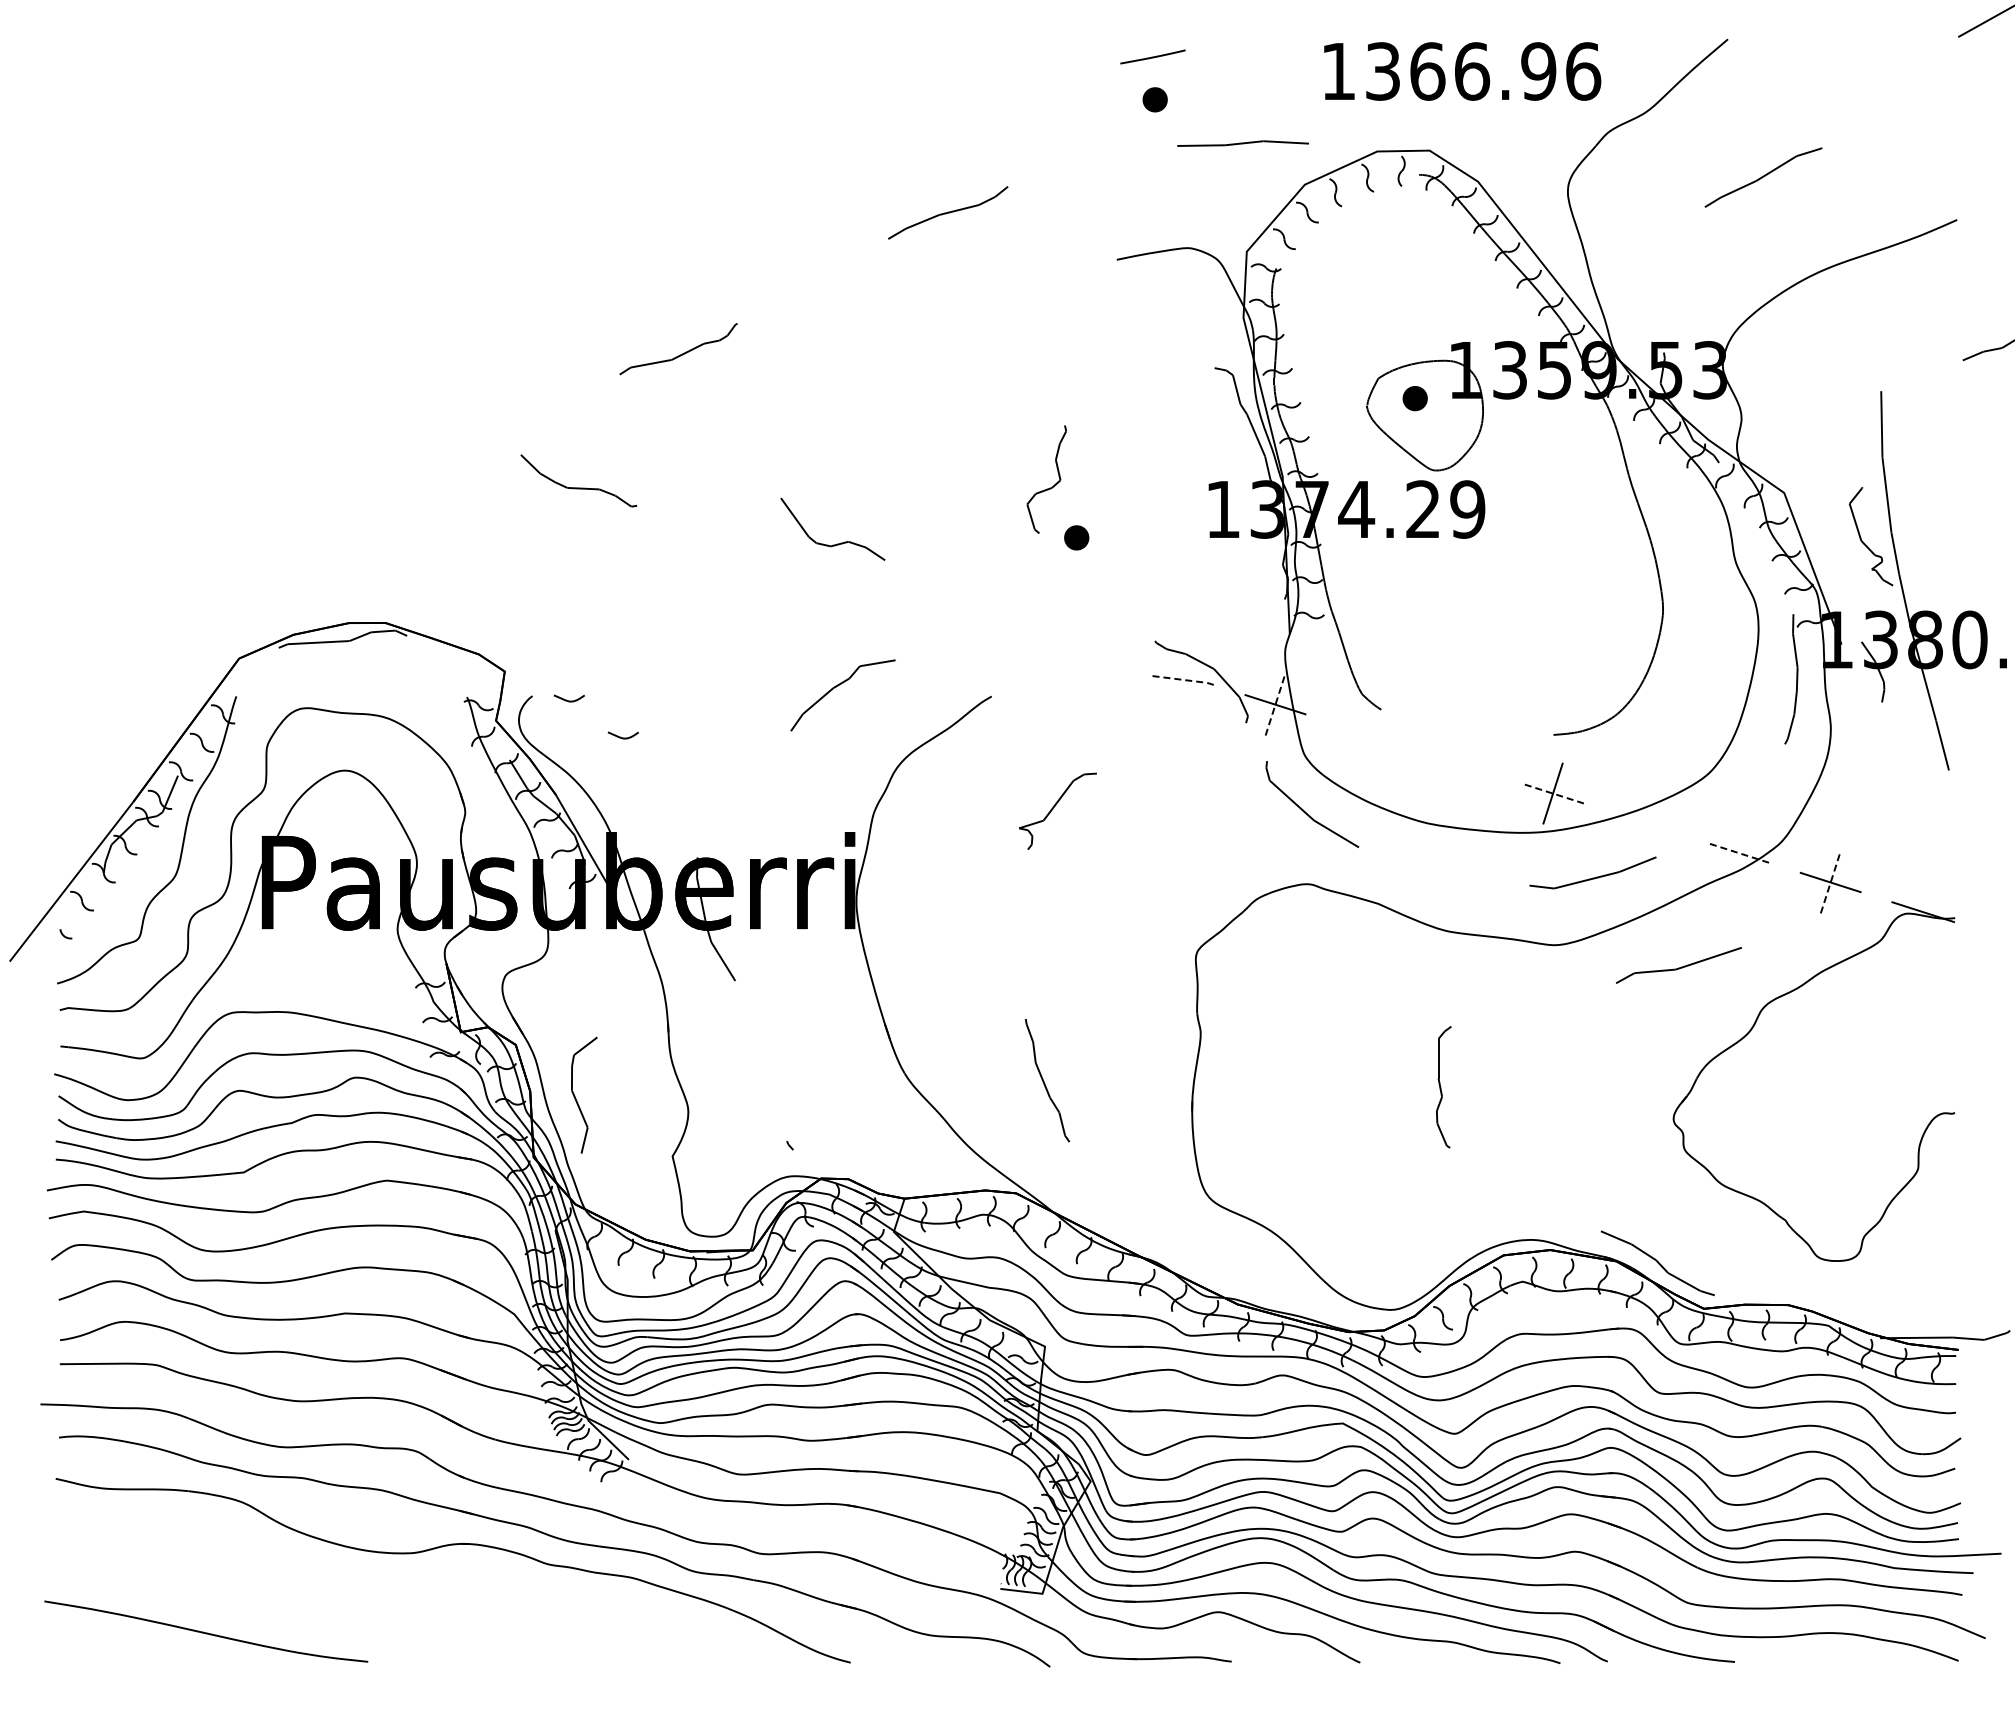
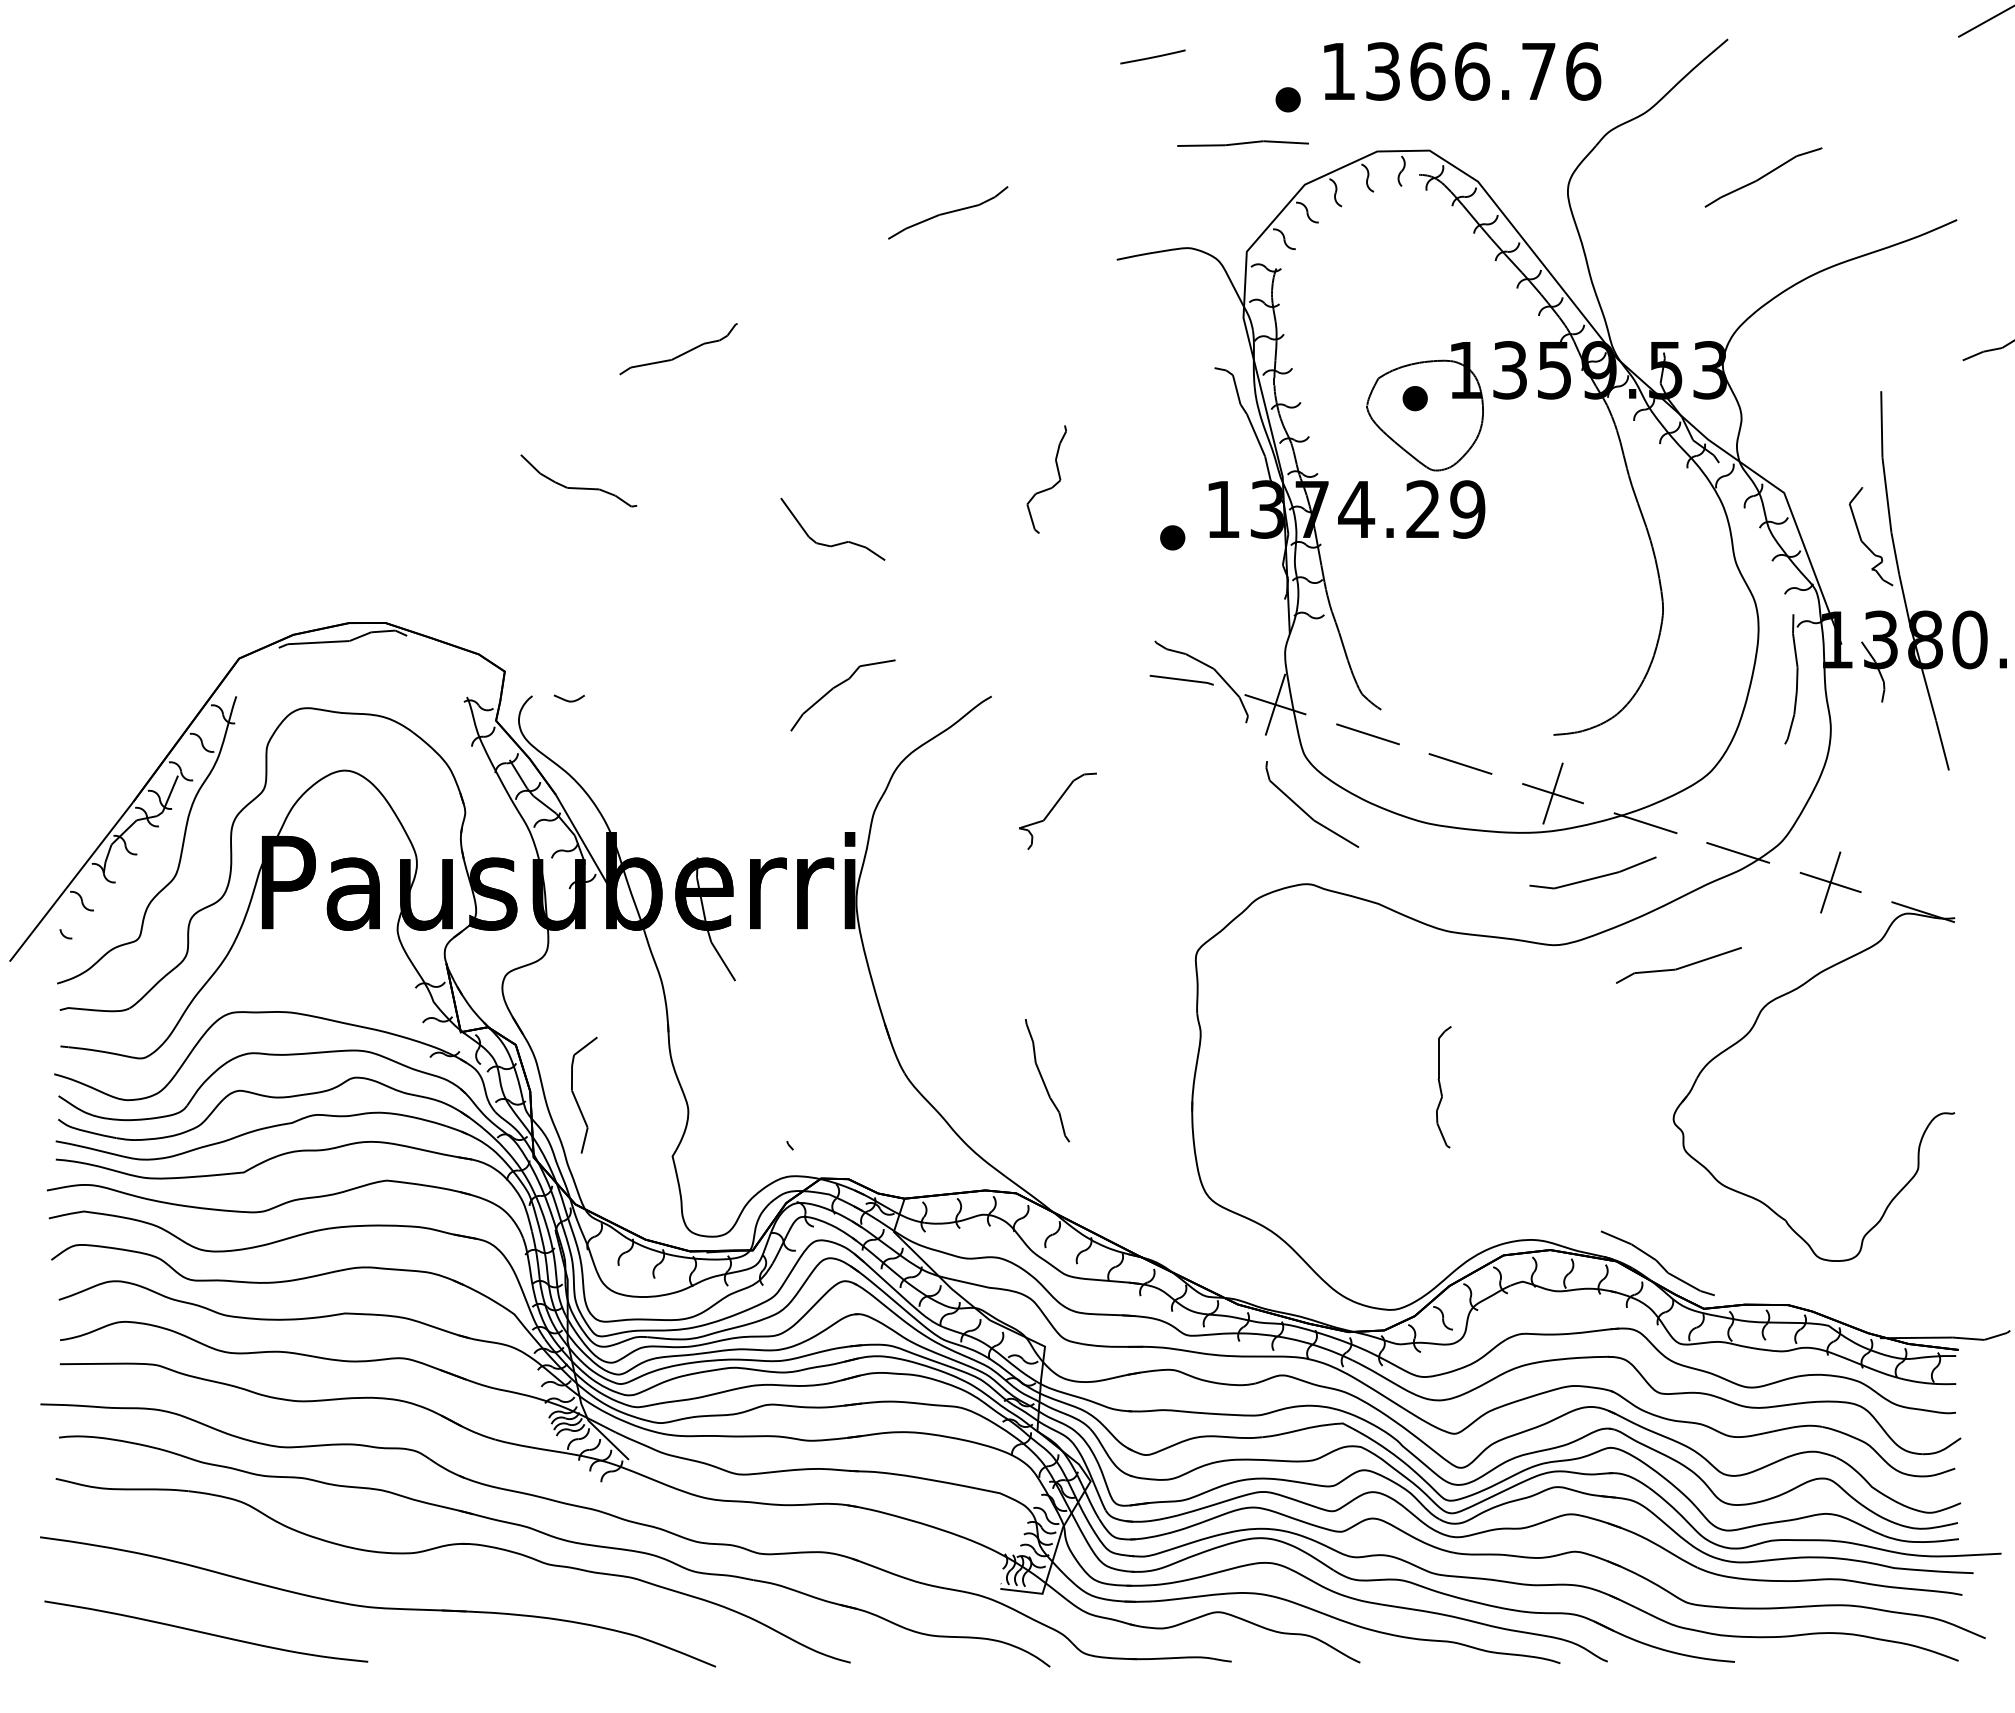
text: 1366.96 -> 1366.76 (1538, 71)
part position: (1154, 99) -> (1287, 99) (1287, 99)
part position: (1076, 537) -> (1172, 537) (1172, 537)
line: dashed -> solid (1181, 679)
line: dashed -> solid (1275, 704)
line: none -> present (1367, 734)
curve: present -> none (622, 737)
line: none -> present (1460, 763)
line: dashed -> solid (1553, 793)
line: none -> present (1645, 823)
line: dashed -> solid (1737, 852)
line: dashed -> solid (1830, 882)
part: none -> present (378, 1601)
